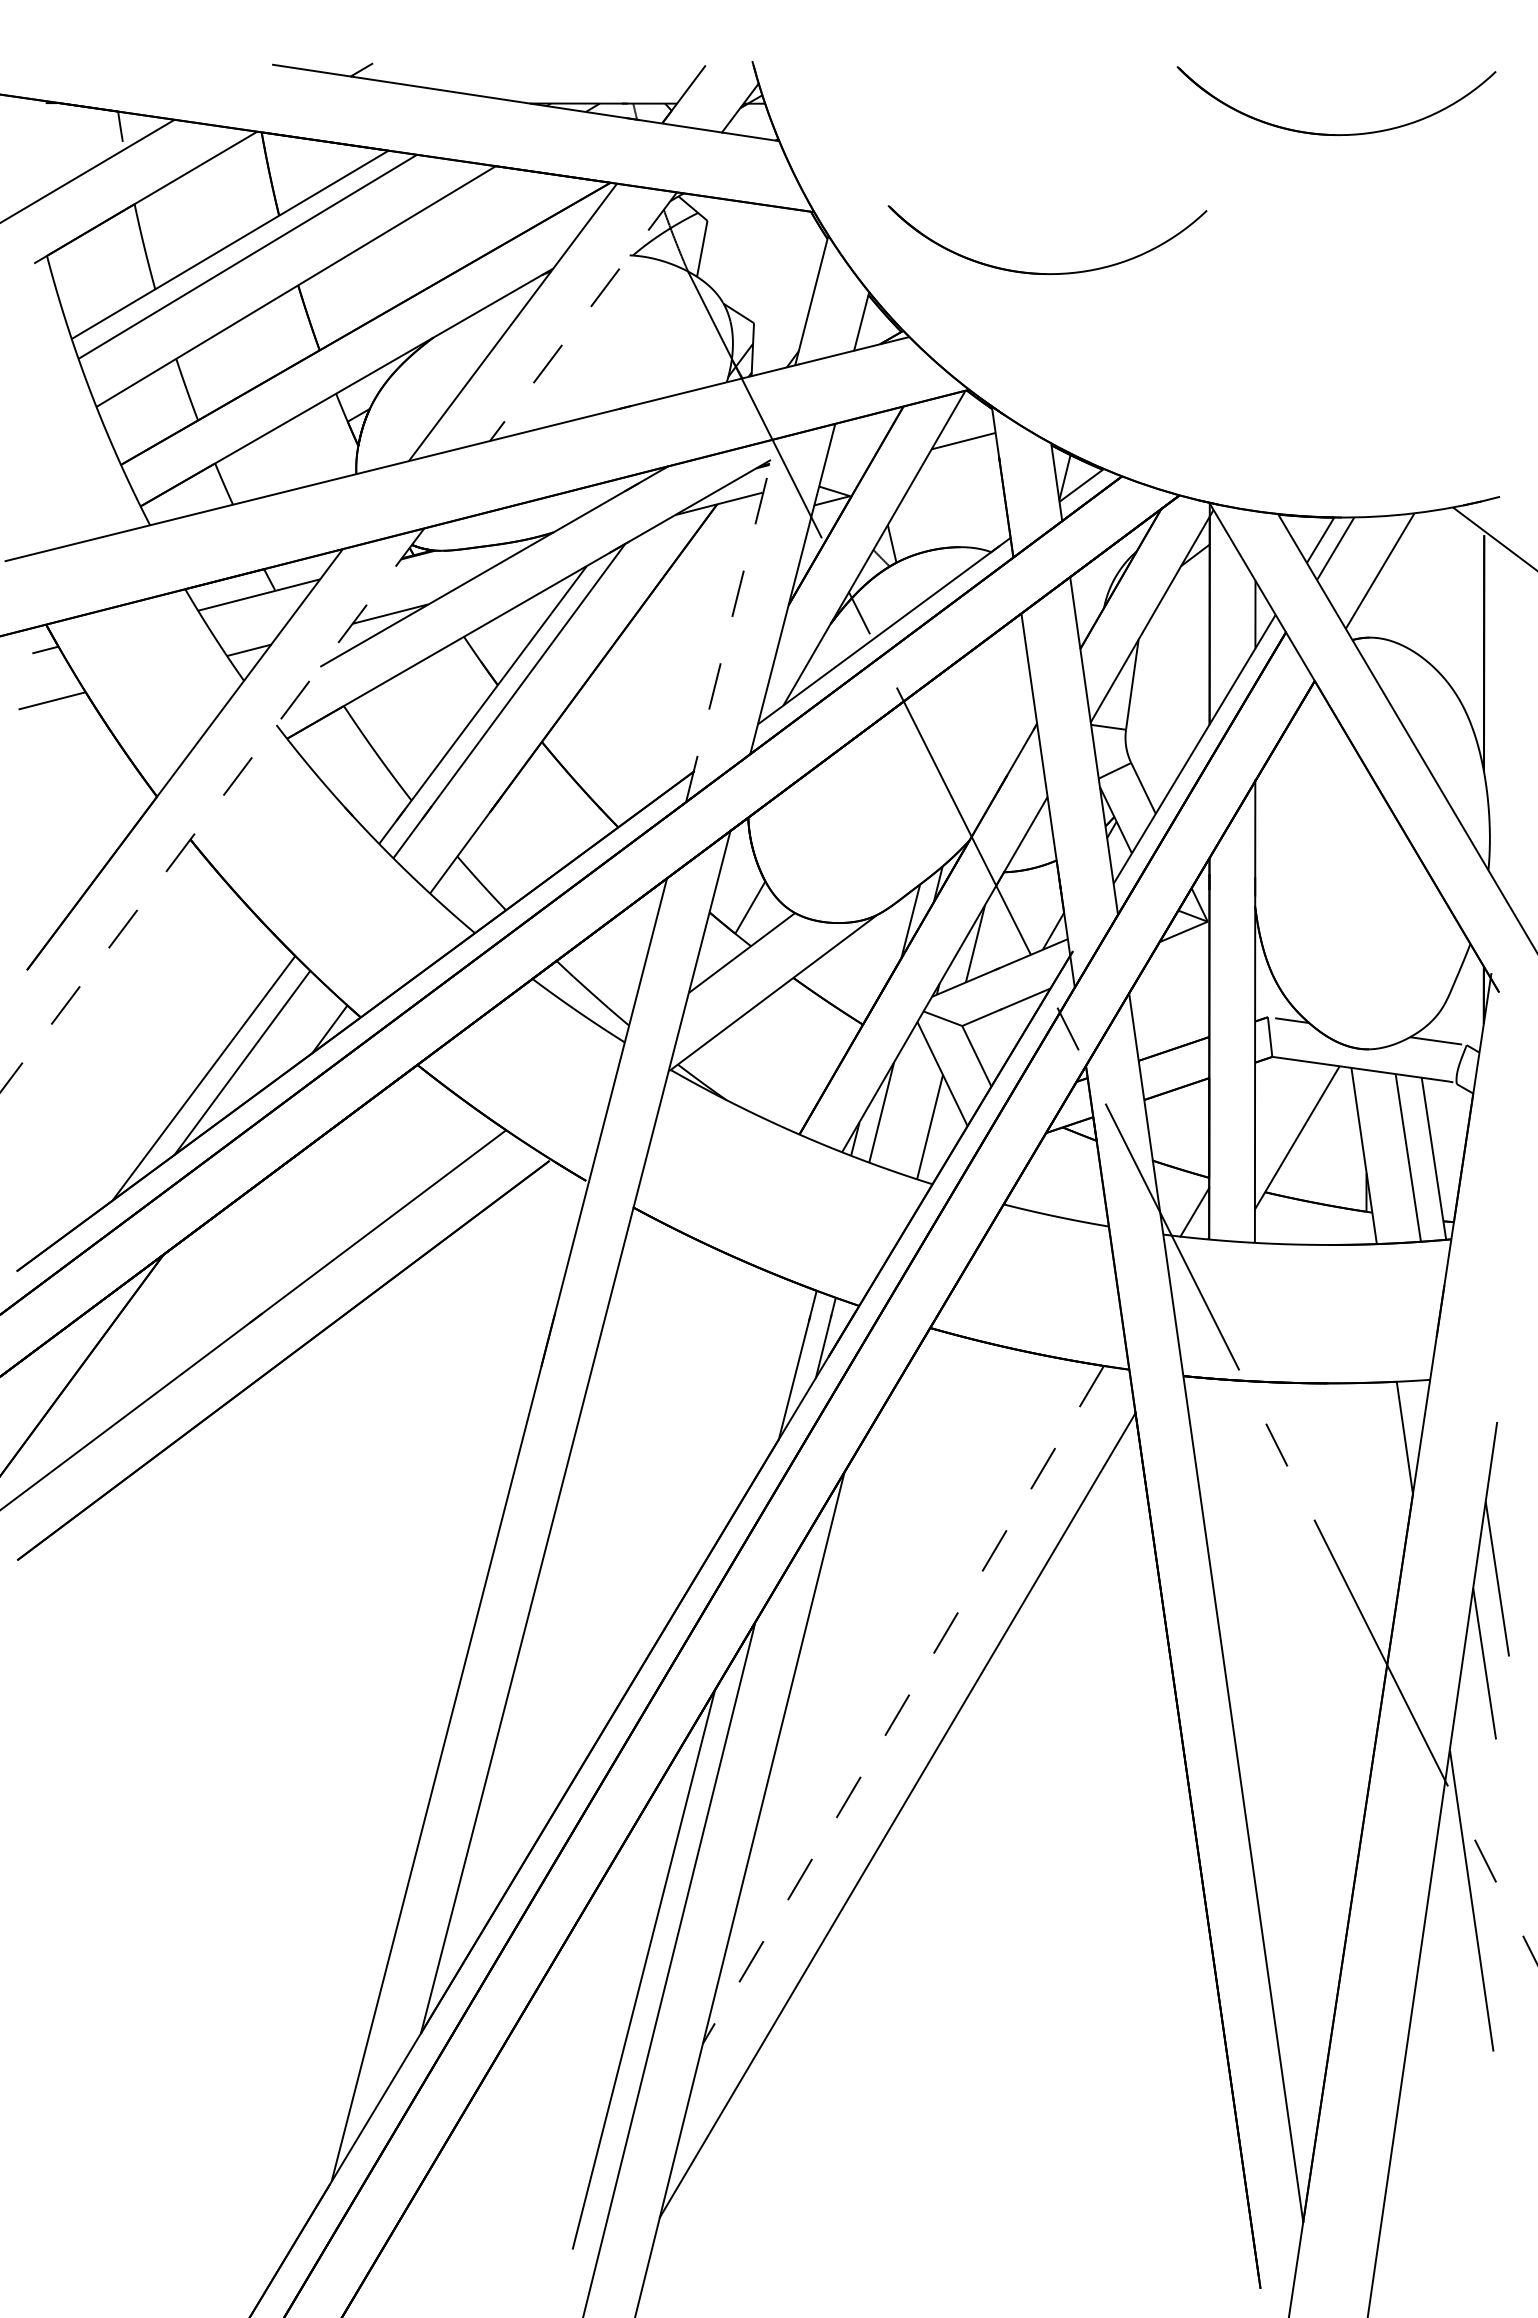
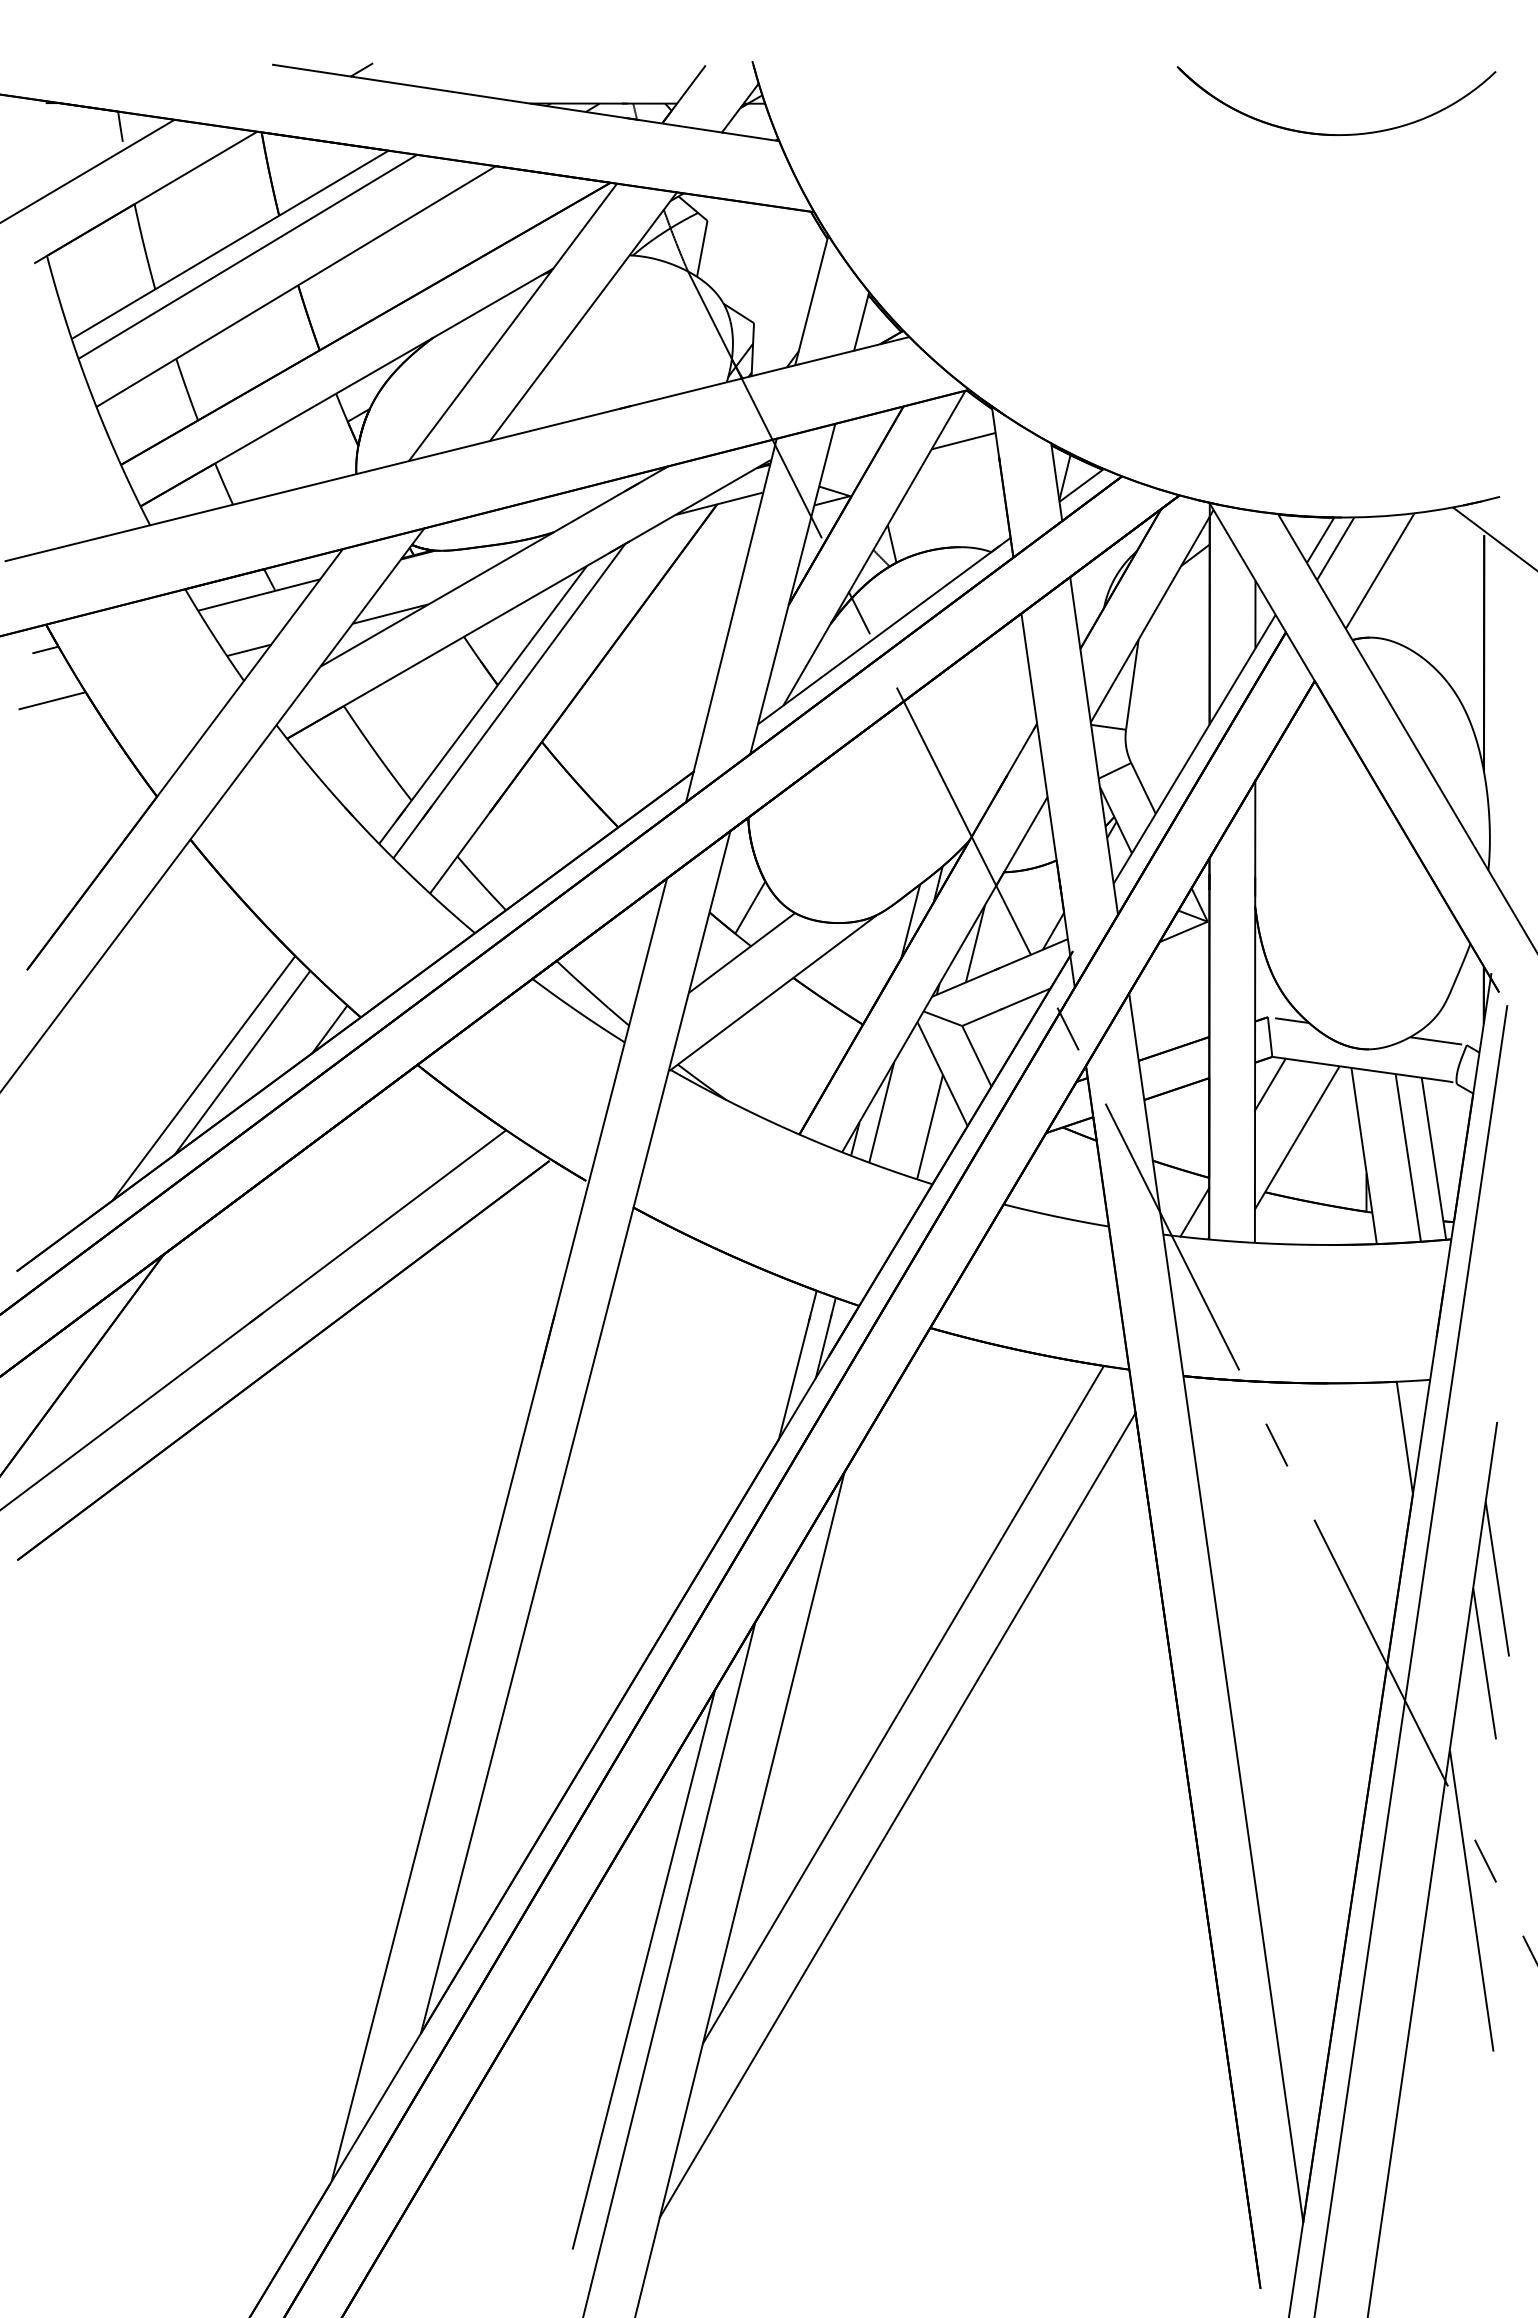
part: present -> none (1039, 272)
line: dashed -> solid (583, 316)
line: dashed -> solid (731, 620)
line: dashed -> solid (212, 810)
line: none -> present (1270, 1084)
line: none -> present (1410, 1660)
line: dashed -> solid (903, 1704)
